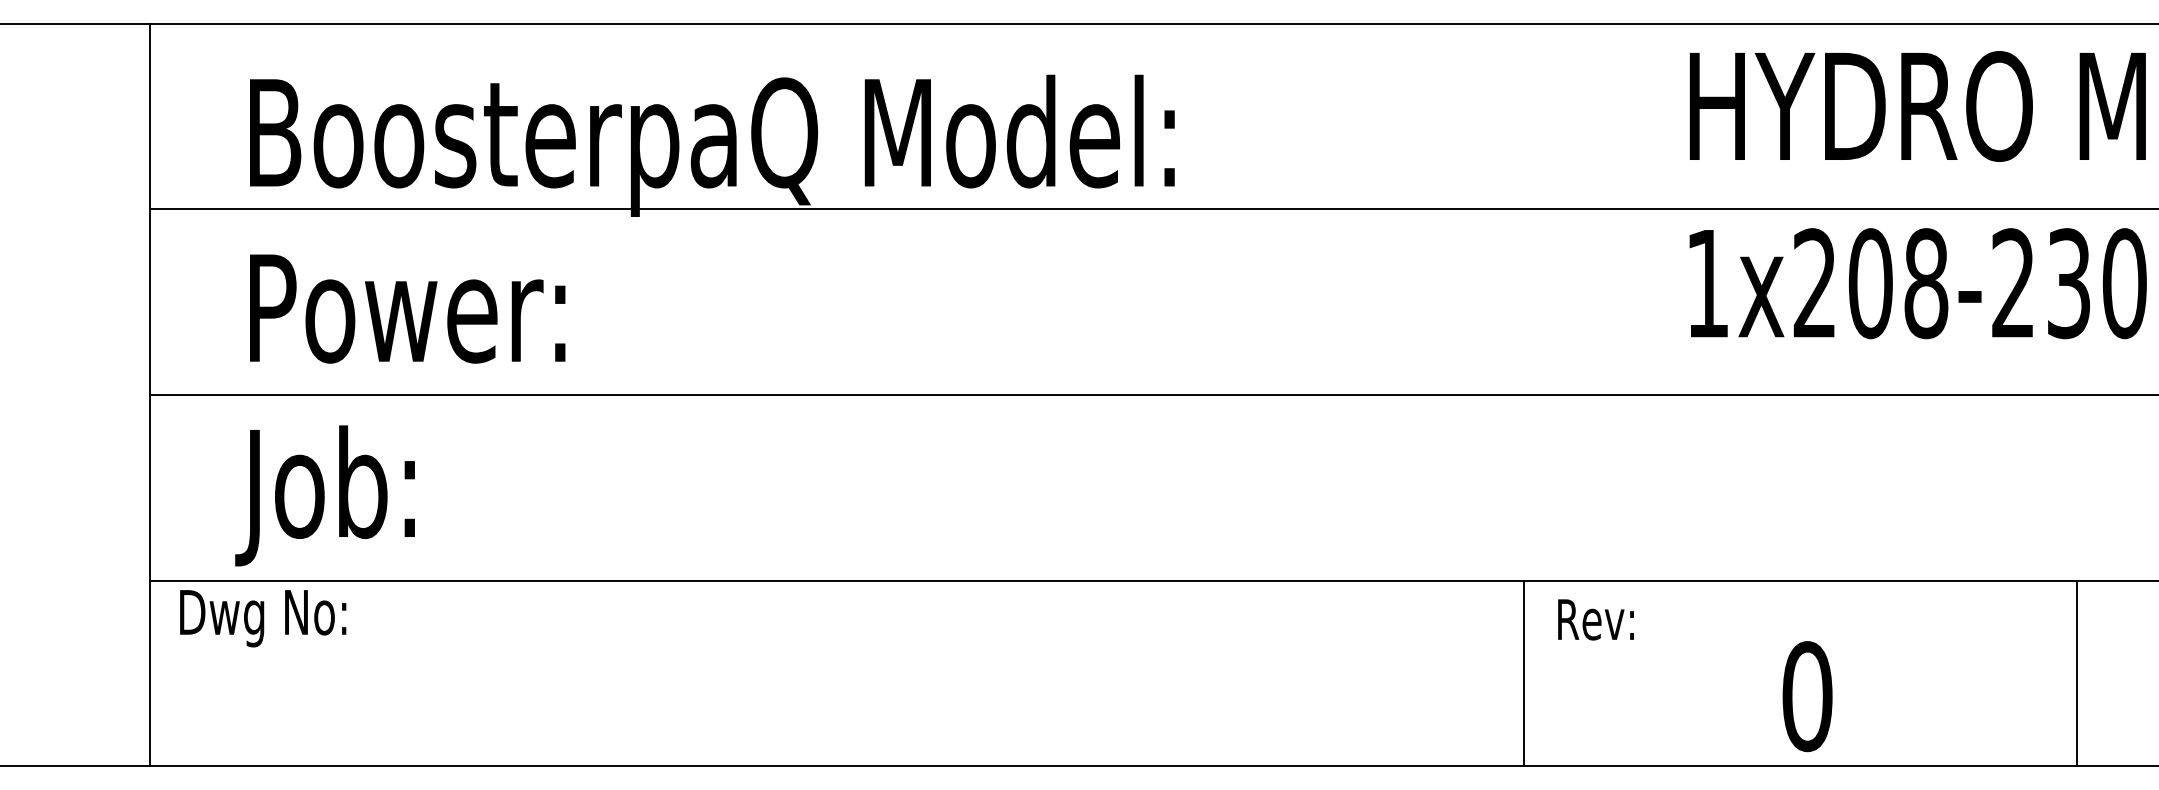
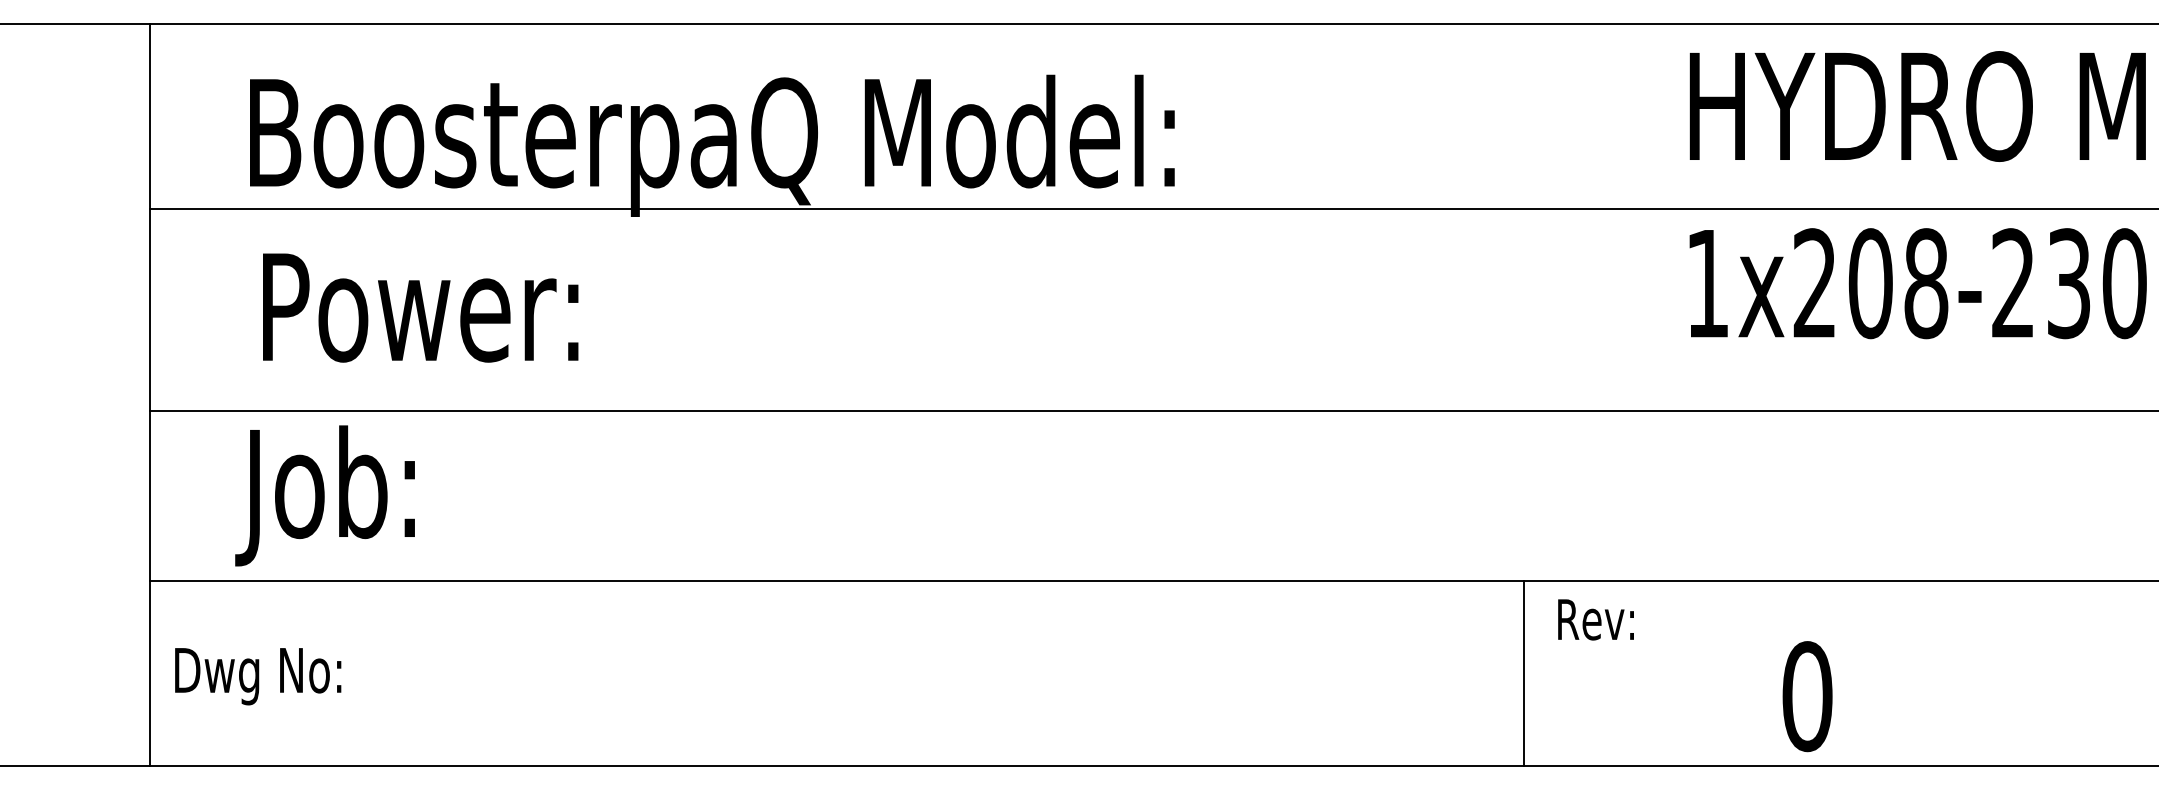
text position: (407, 308) -> (420, 307) (420, 307)
line position: (1152, 394) -> (1152, 410) (1152, 410)
text position: (263, 618) -> (258, 676) (258, 676)
line: present -> none (2076, 673)
